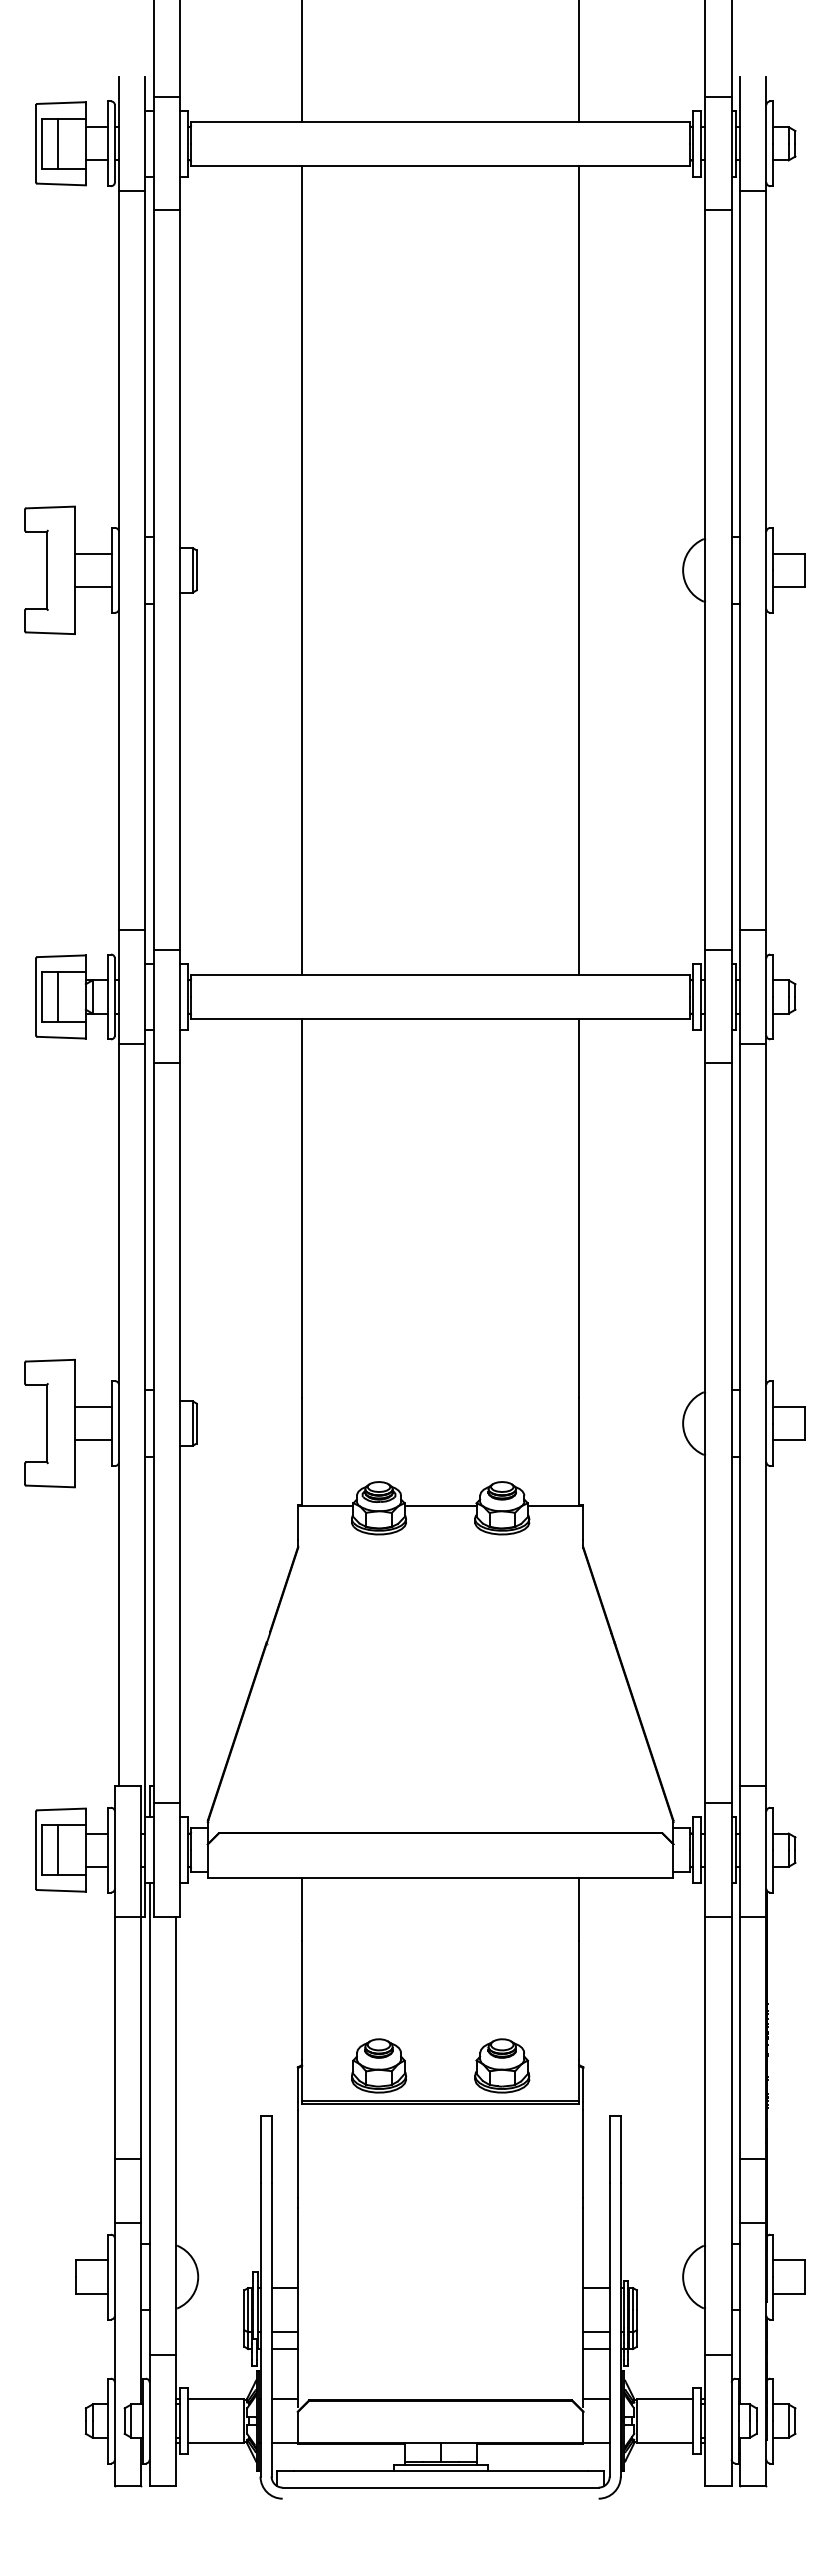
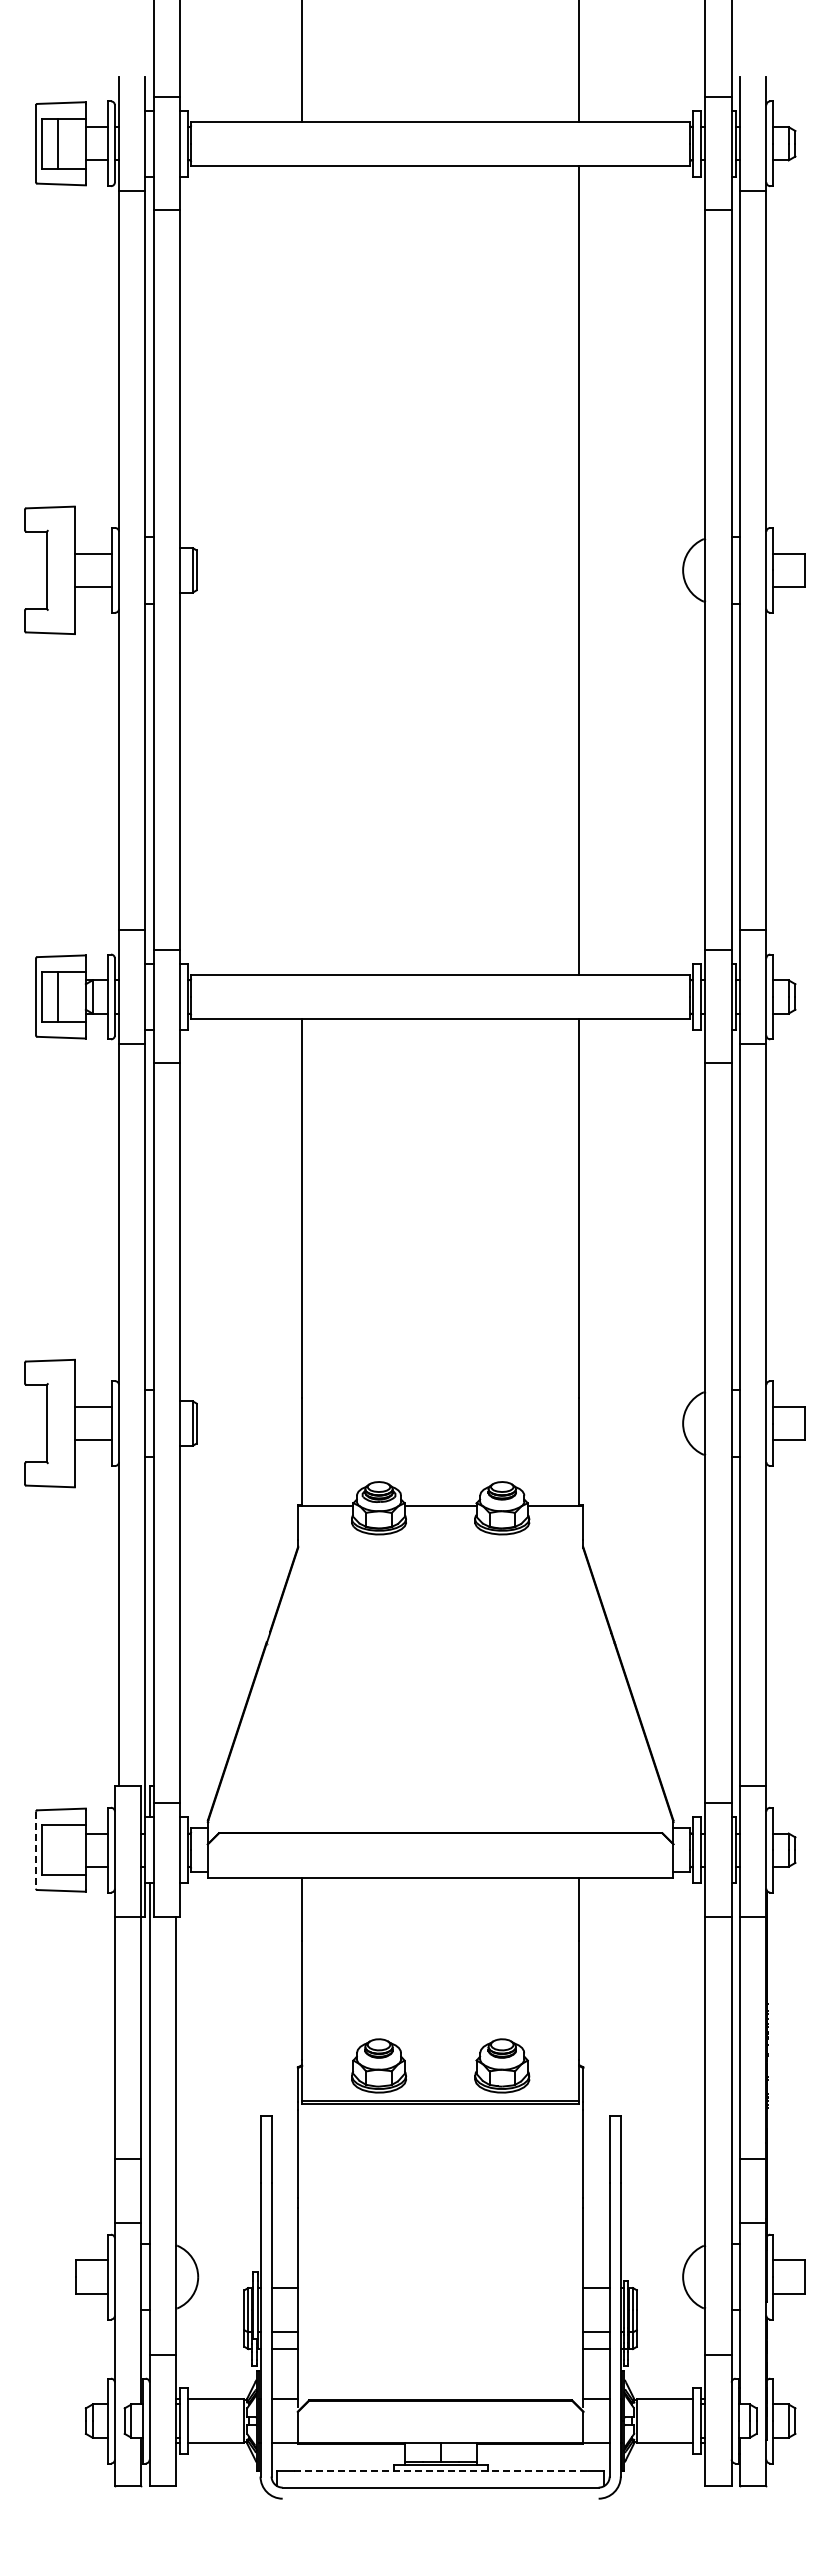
line: present -> none (302, 569)
line: solid -> dashed (36, 1850)
line: present -> none (58, 1850)
line: solid -> dashed (440, 2471)
